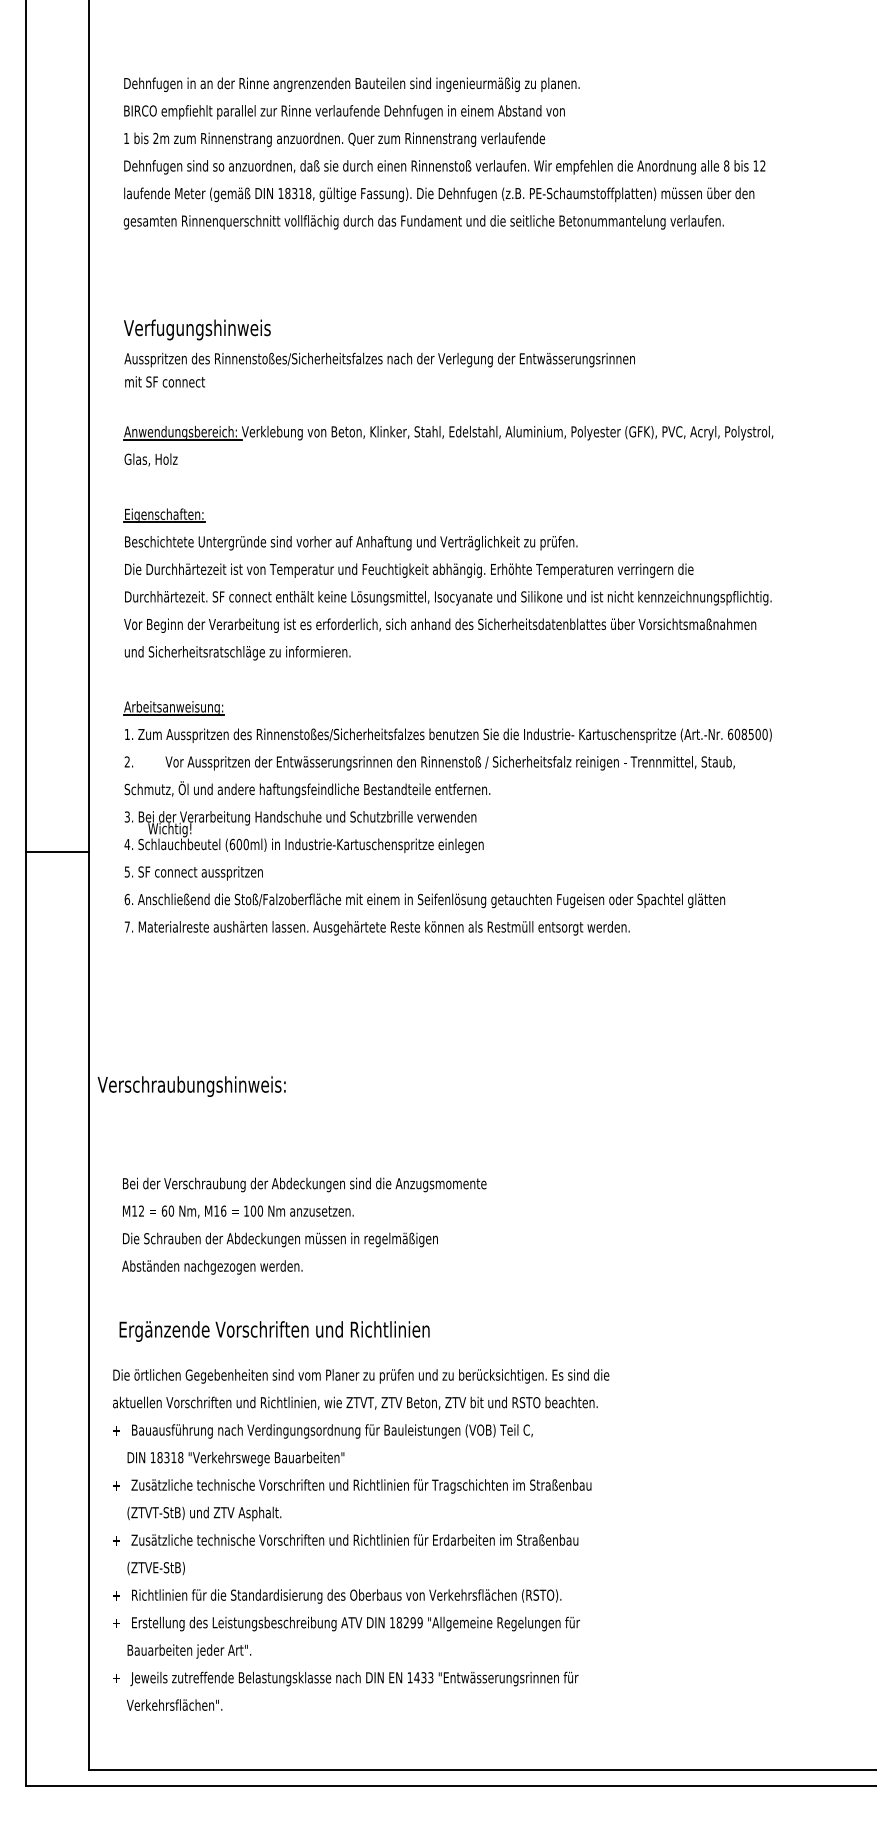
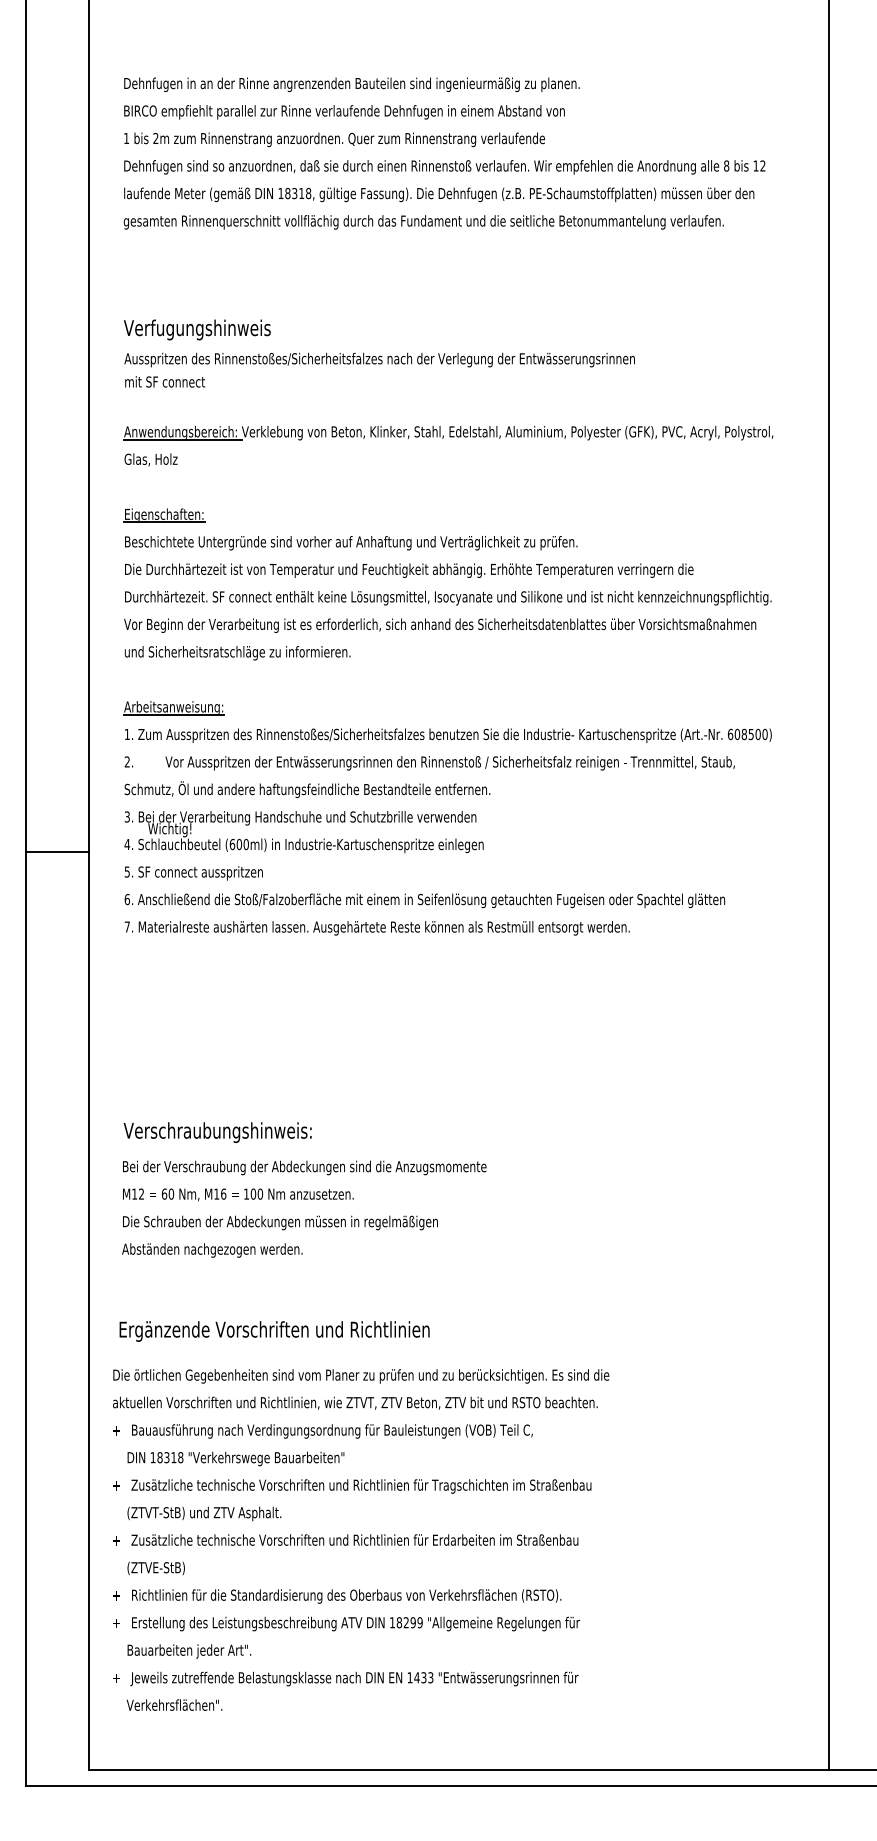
line: none -> present (828, 886)
text position: (191, 1086) -> (217, 1132) (217, 1132)
text position: (304, 1225) -> (304, 1208) (304, 1208)
